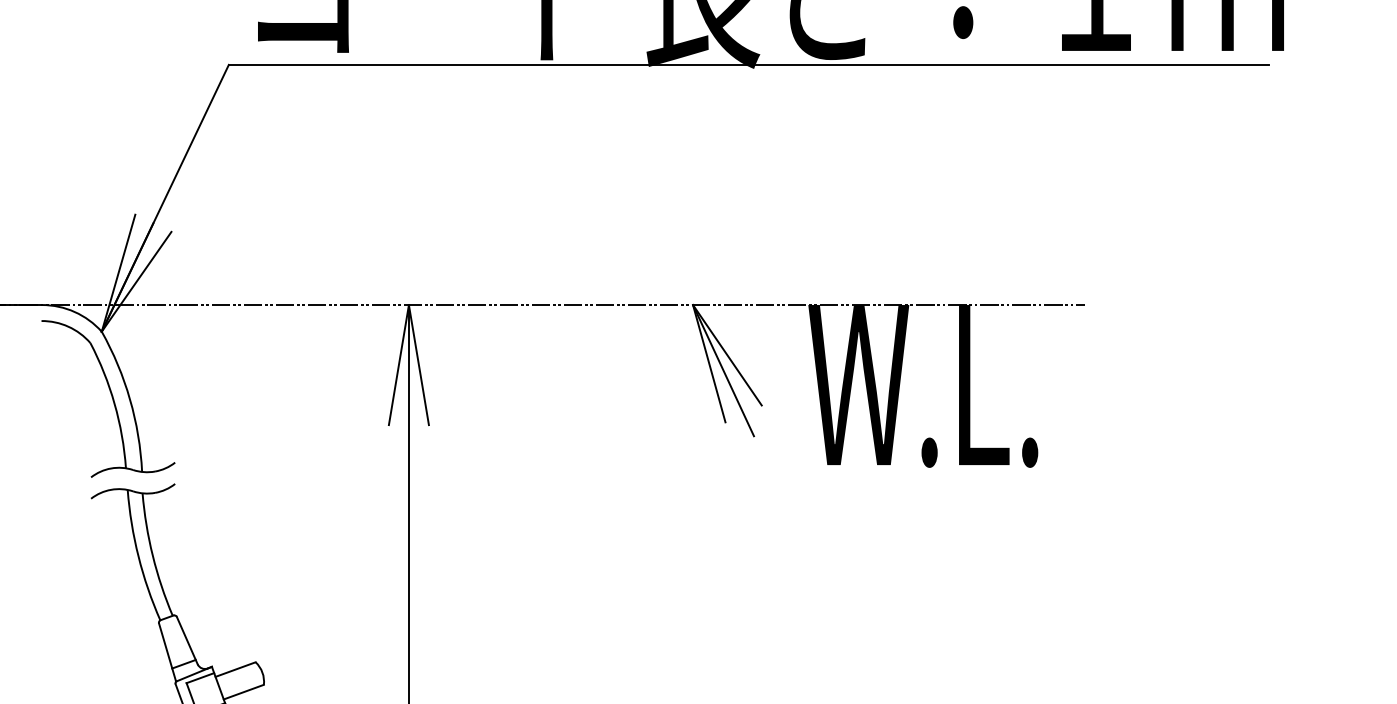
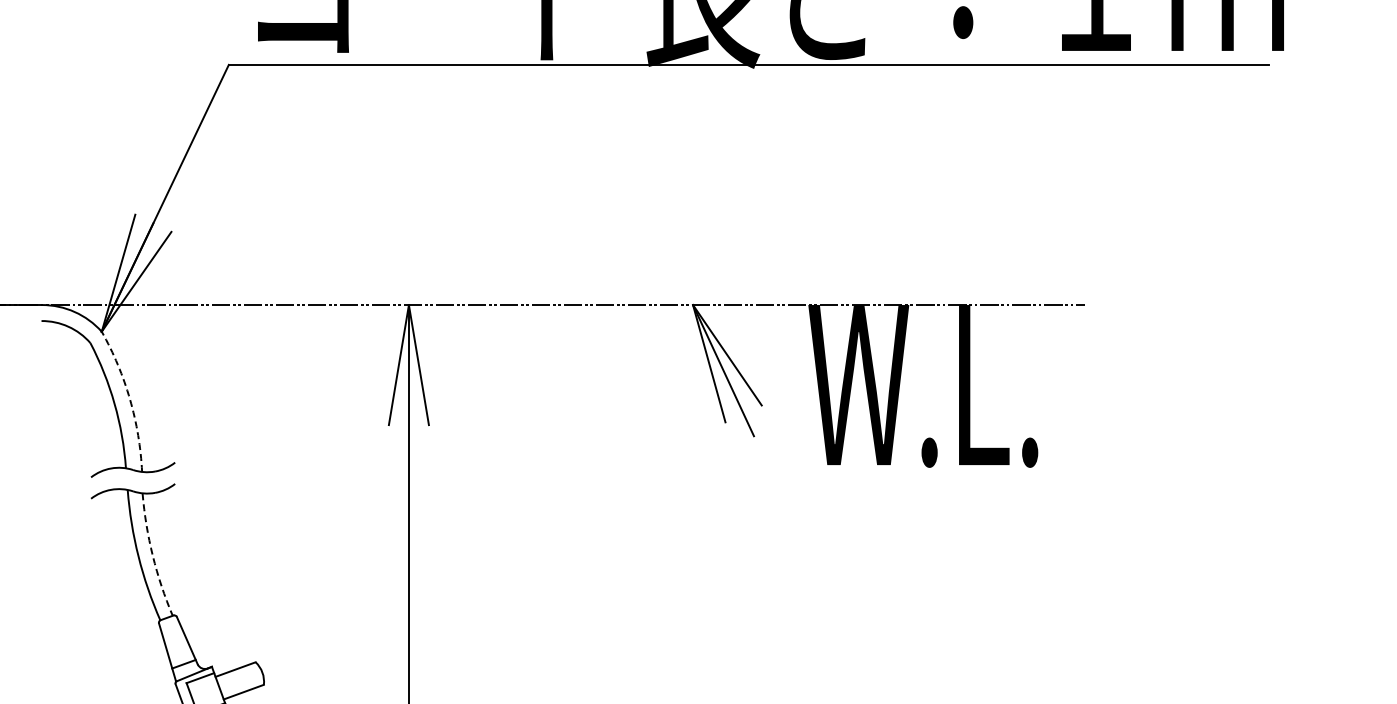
arc: solid -> dashed (130, 399)
arc: solid -> dashed (152, 555)
